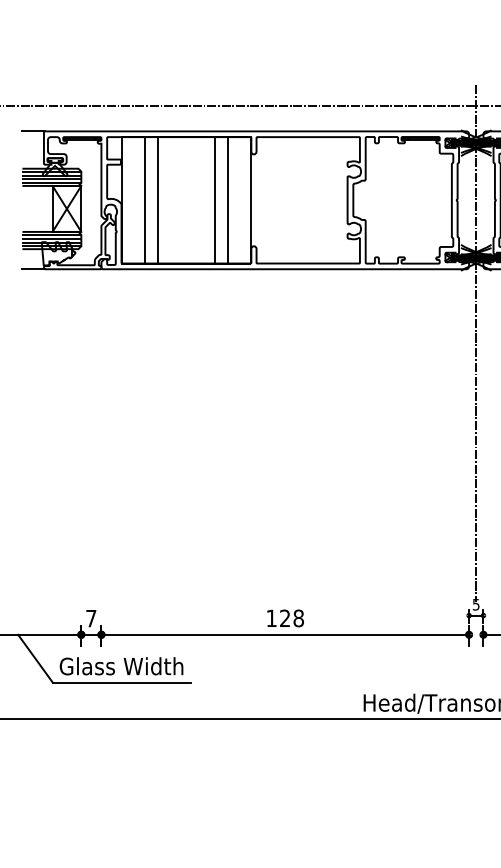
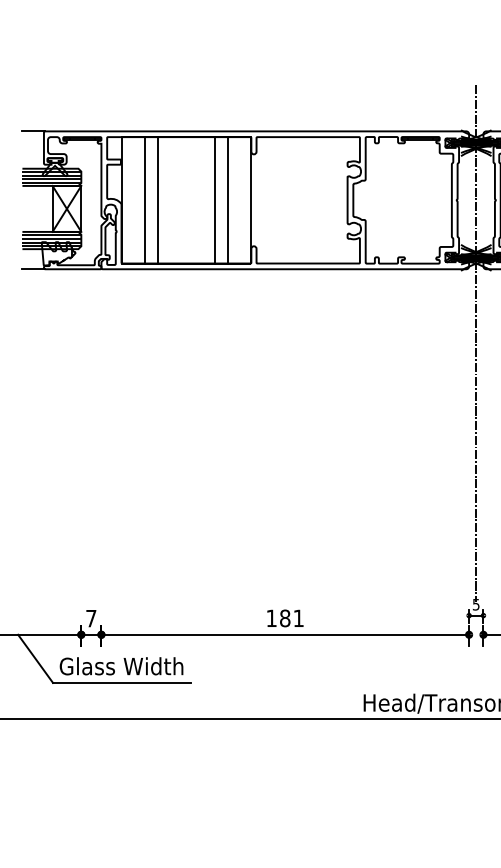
line: present -> none (249, 105)
text: 128 -> 181 (291, 618)
